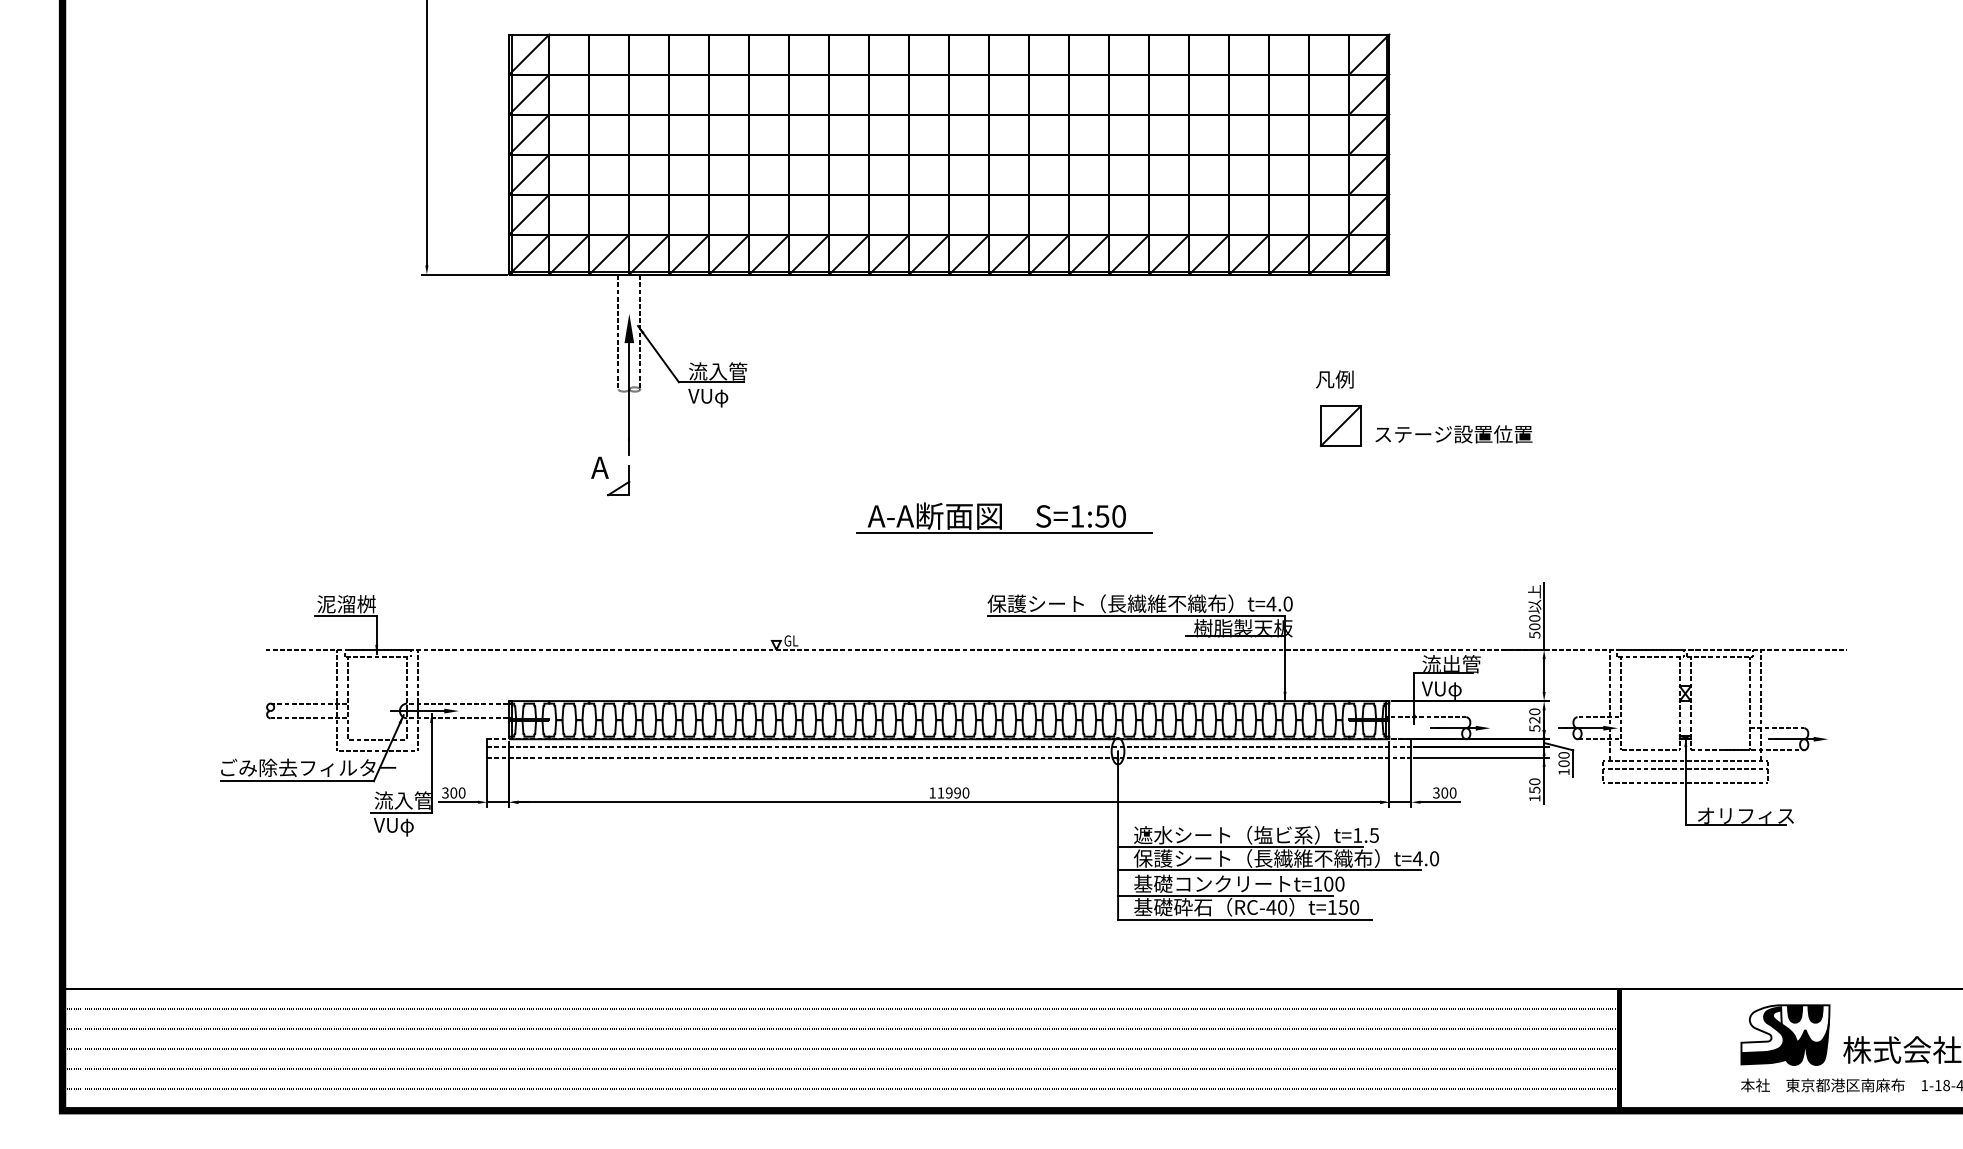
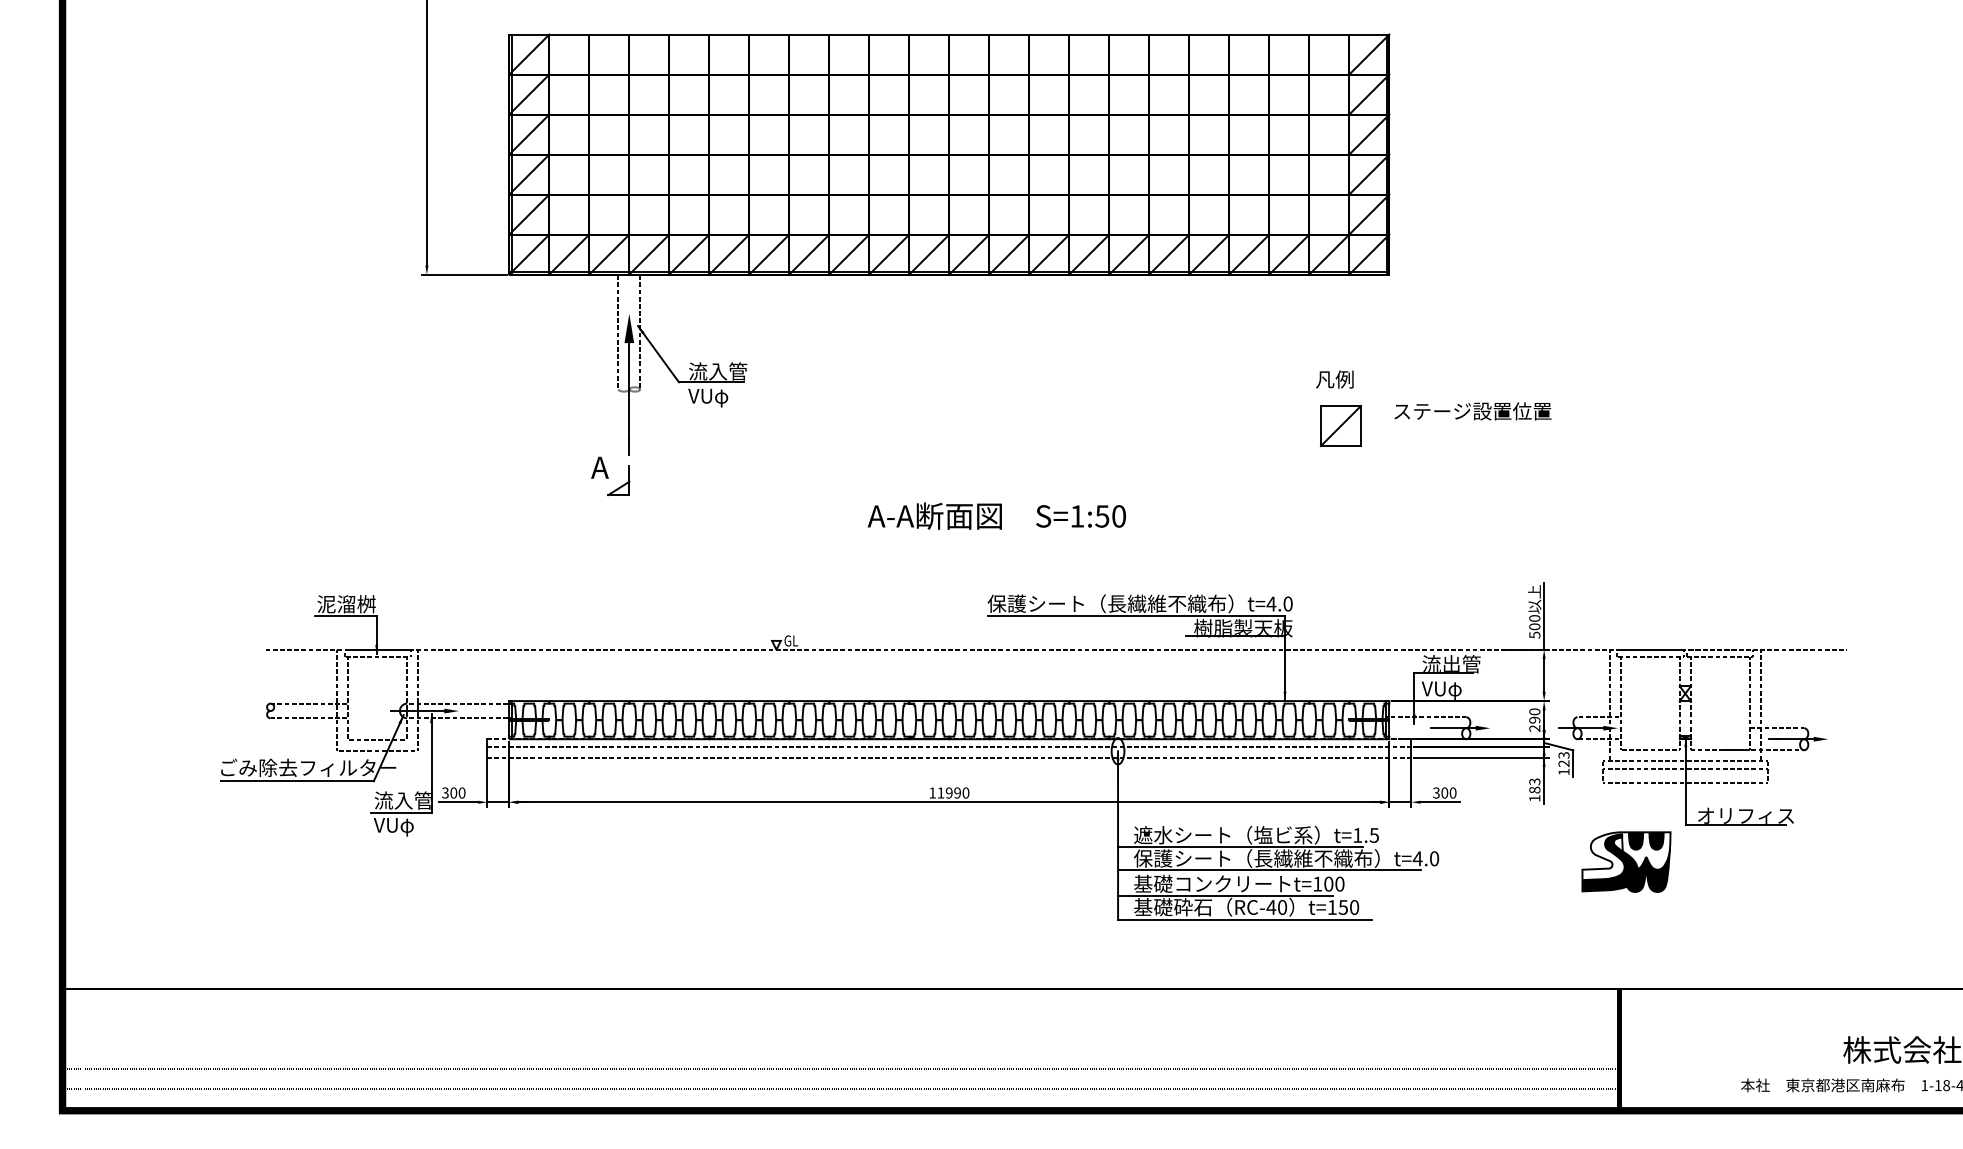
text position: (1453, 434) -> (1472, 411) (1472, 411)
line: present -> none (1004, 532)
text: 520 -> 290 (1534, 723)
text: 100 -> 123 (1563, 759)
text: 150 -> 183 (1534, 785)
line: present -> none (839, 1009)
line: present -> none (839, 1028)
part position: (1785, 1034) -> (1626, 861) (1626, 861)
line: present -> none (839, 1048)
